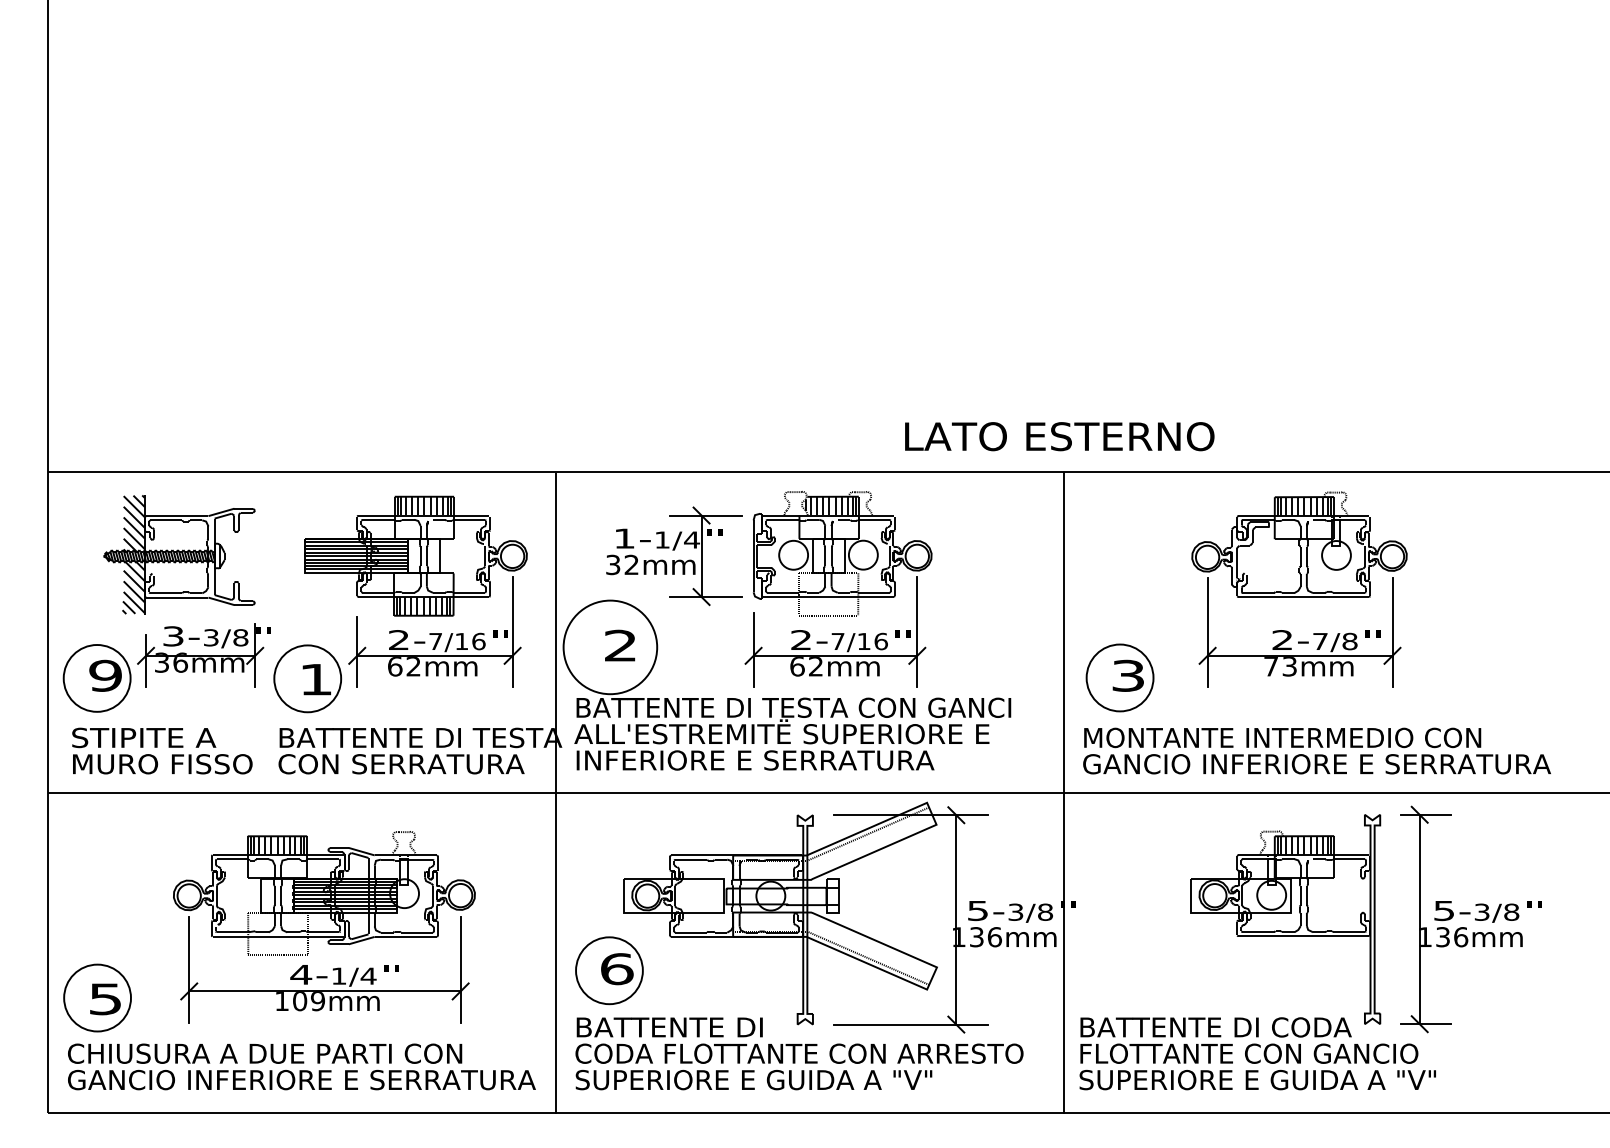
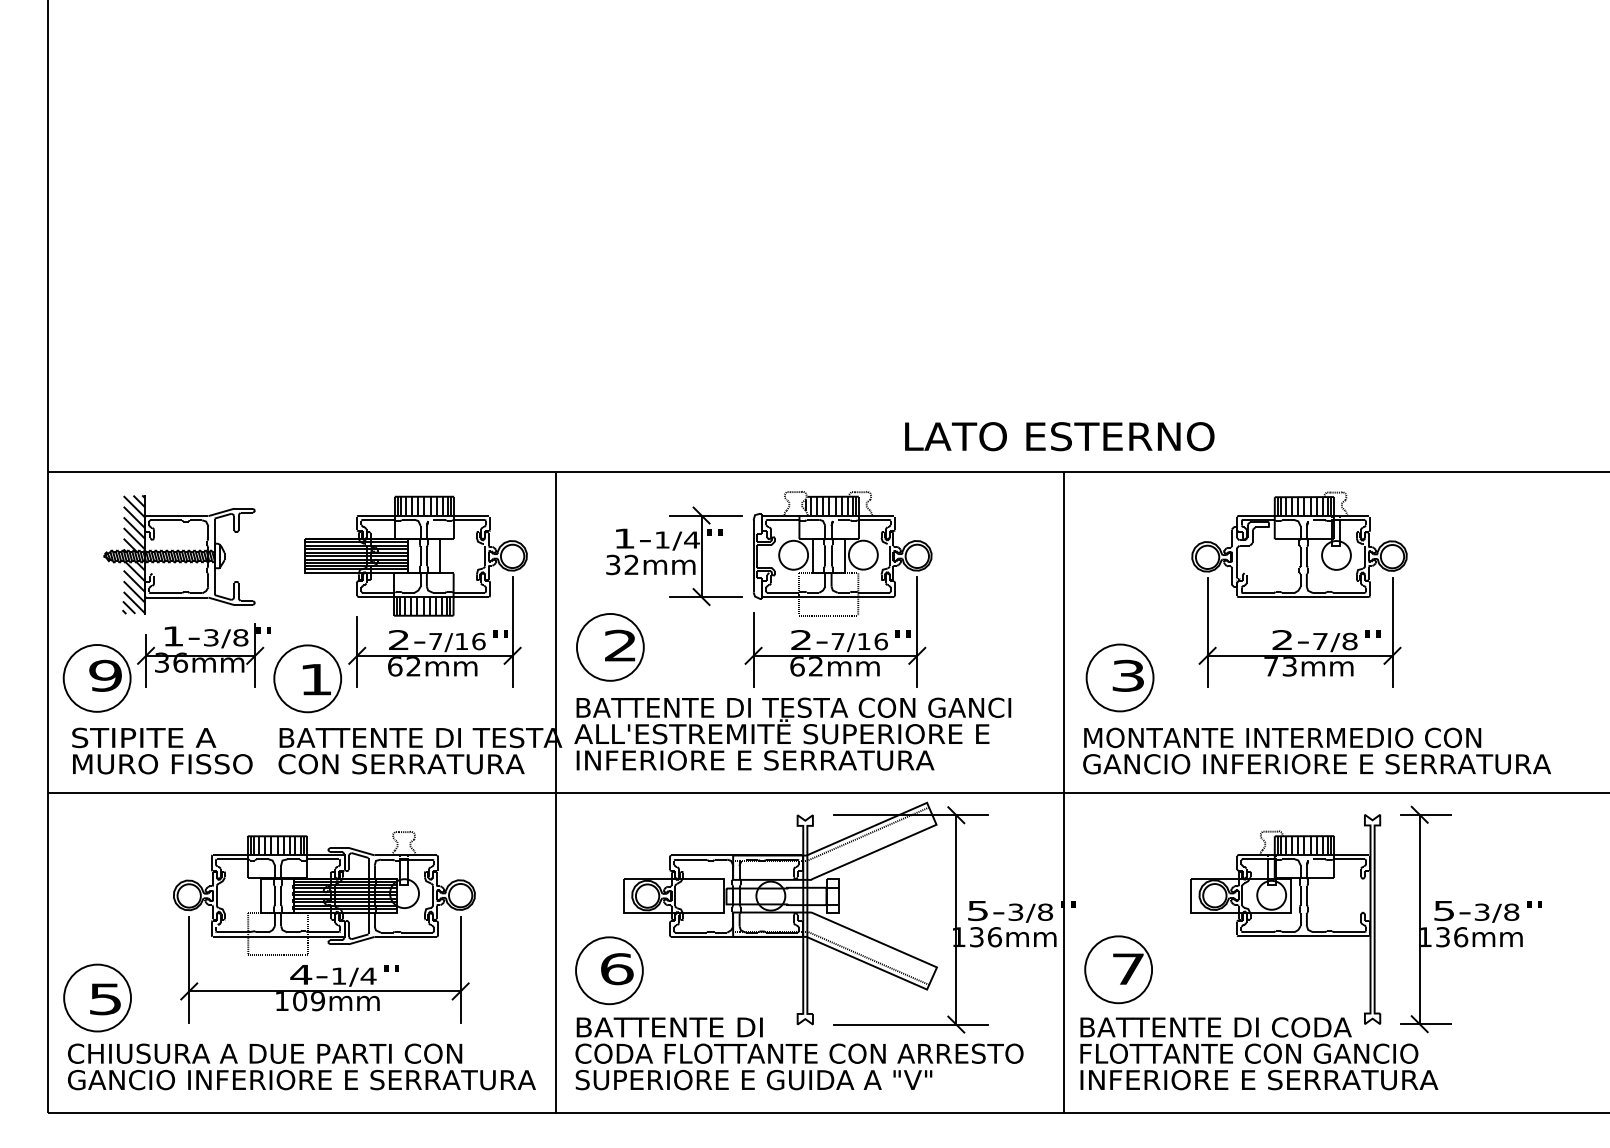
text: 3- -> 1- (173, 636)
circle diameter: 94 px -> 67 px (609, 646)
part: none -> present (1118, 969)
text: SUPERIORE E GUIDA A "V" -> INFERIORE E SERRATURA (1258, 1079)
